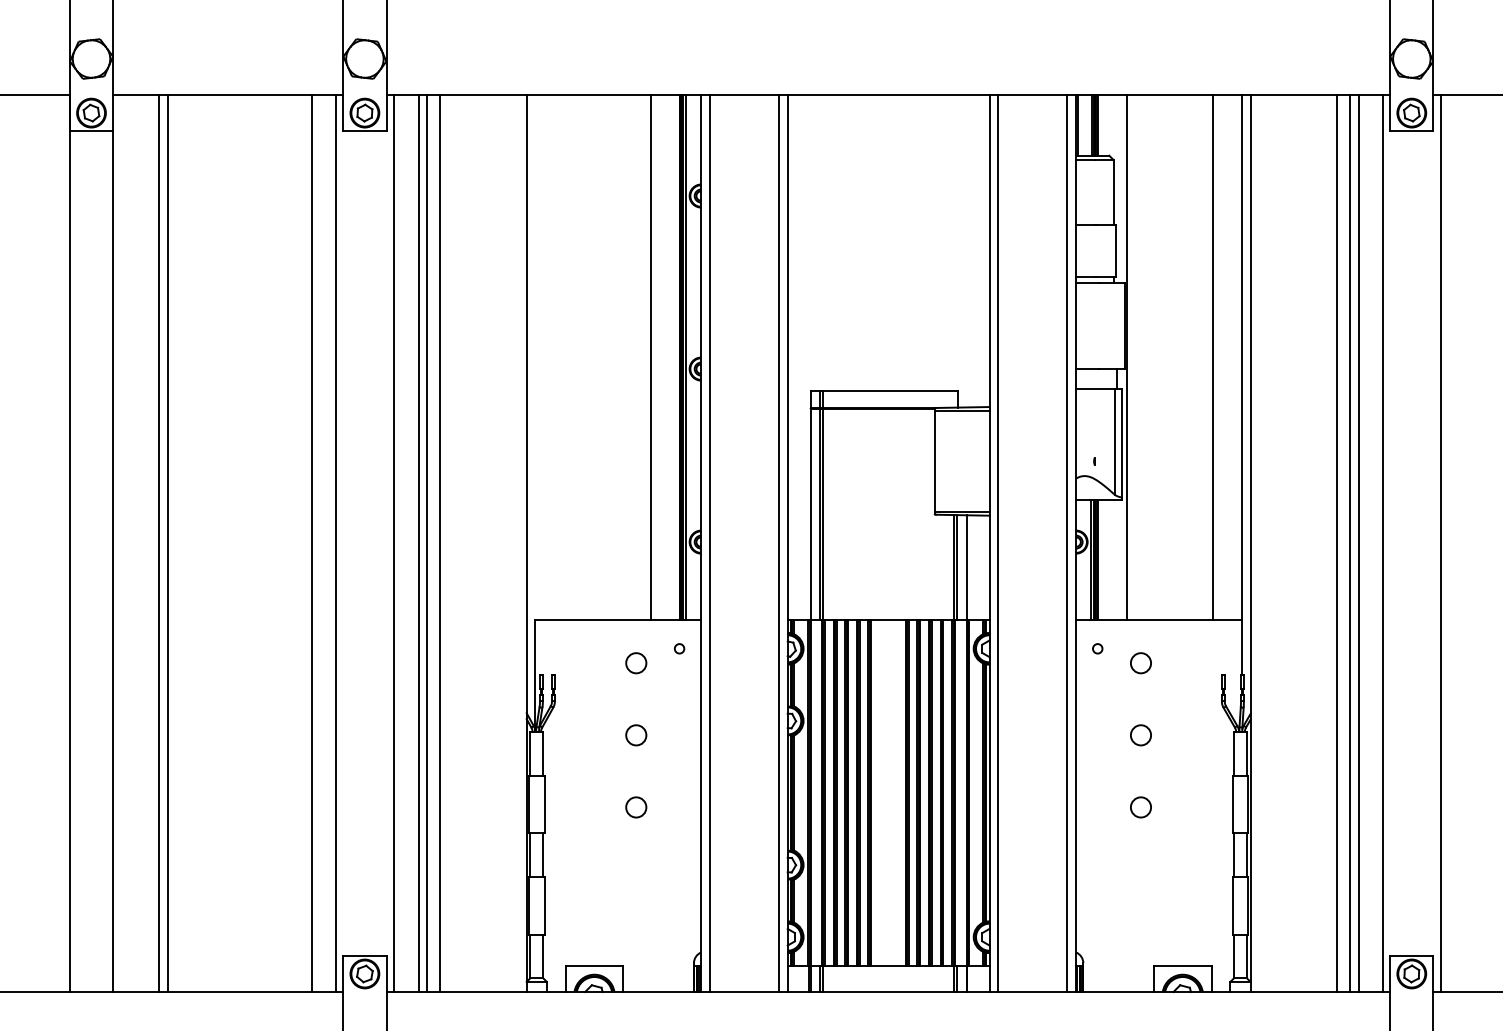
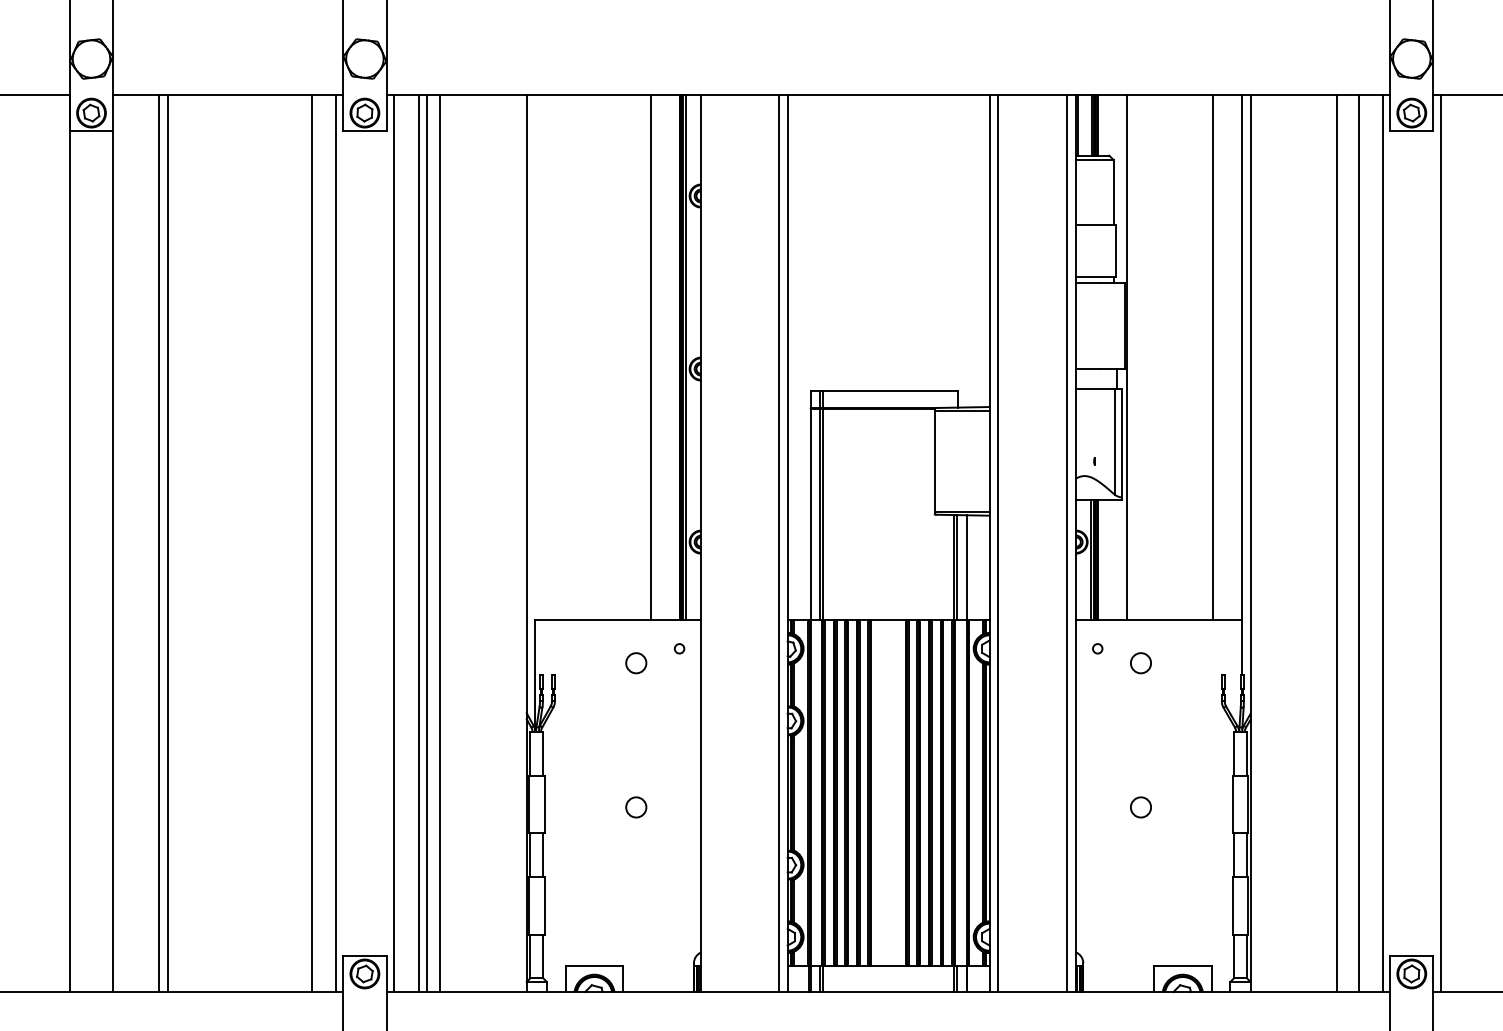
line: present -> none (709, 543)
line: present -> none (1350, 543)
circle: present -> none (636, 735)
circle: present -> none (1140, 735)
